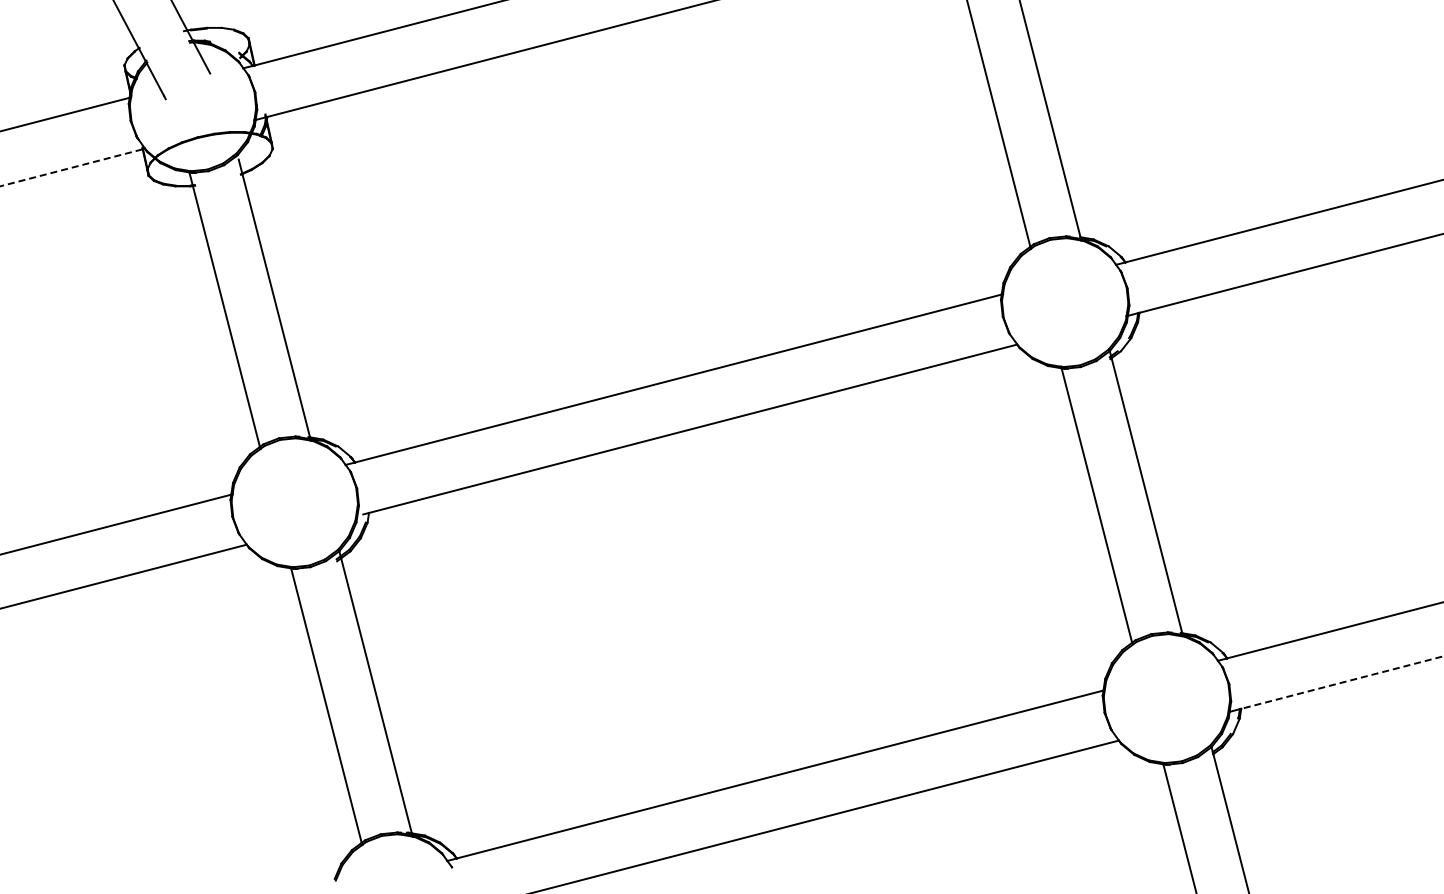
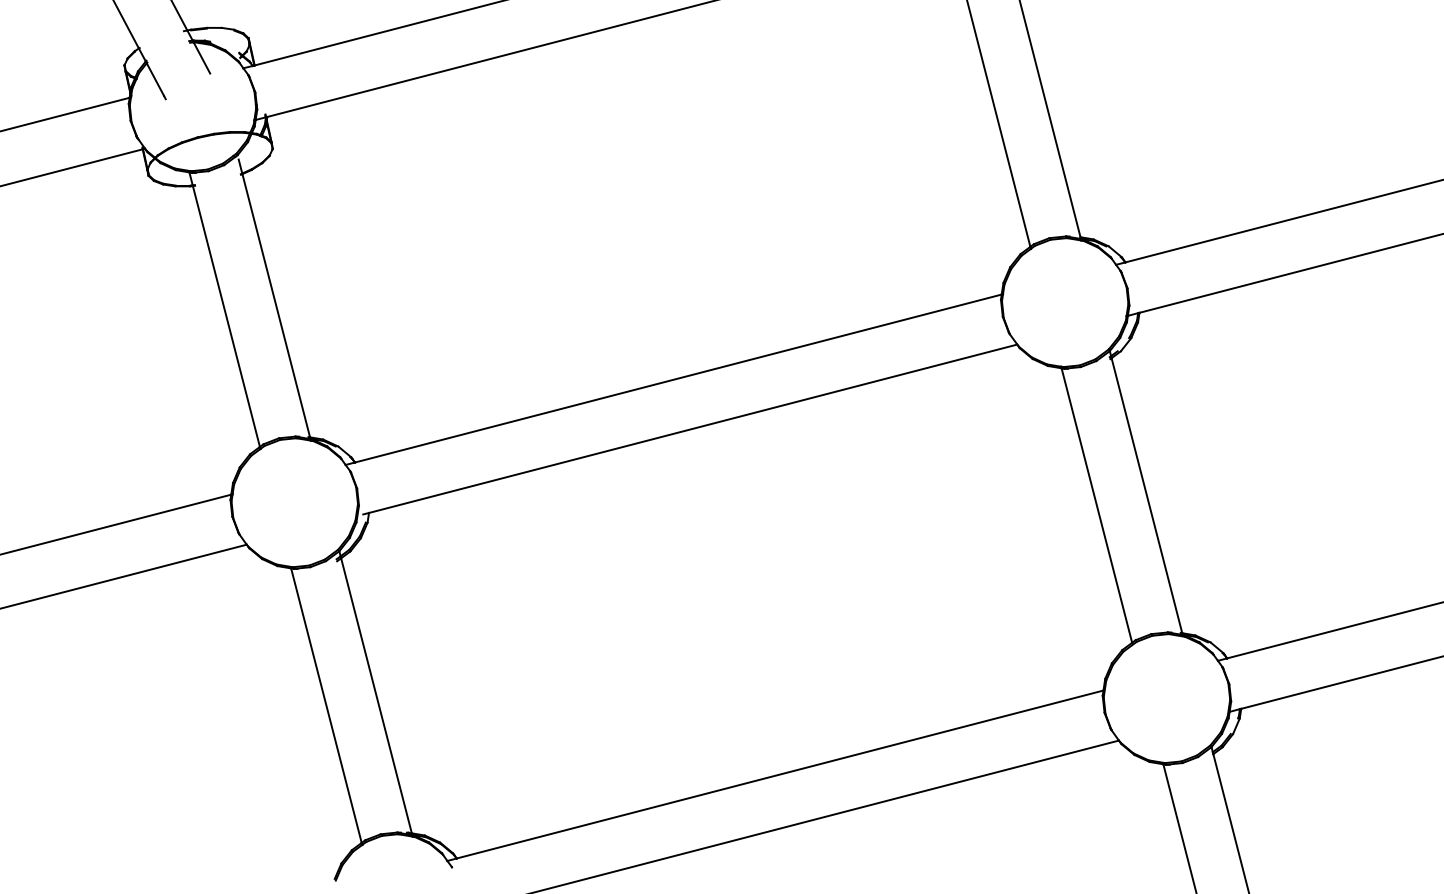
line: dashed -> solid (72, 167)
line: dashed -> solid (1341, 682)
